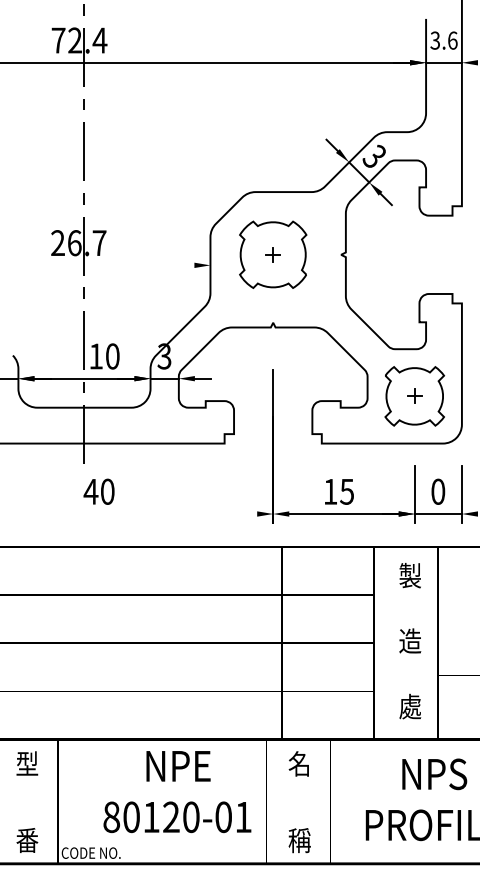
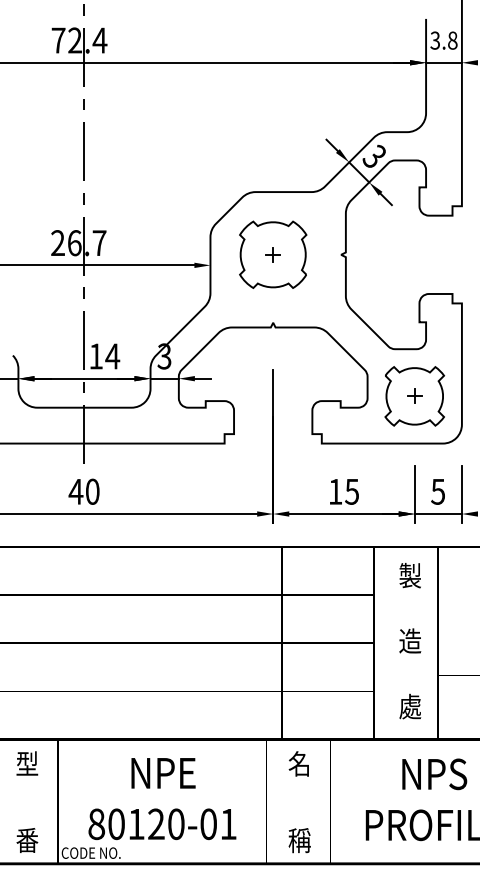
text: 3.6 -> 3.8 (452, 40)
line: none -> present (98, 265)
text: 10 -> 14 (112, 356)
text position: (98, 491) -> (83, 491) (83, 491)
text position: (339, 491) -> (344, 491) (344, 491)
text: 0 -> 5 (438, 491)
line: none -> present (129, 514)
text position: (177, 792) -> (162, 799) (162, 799)
